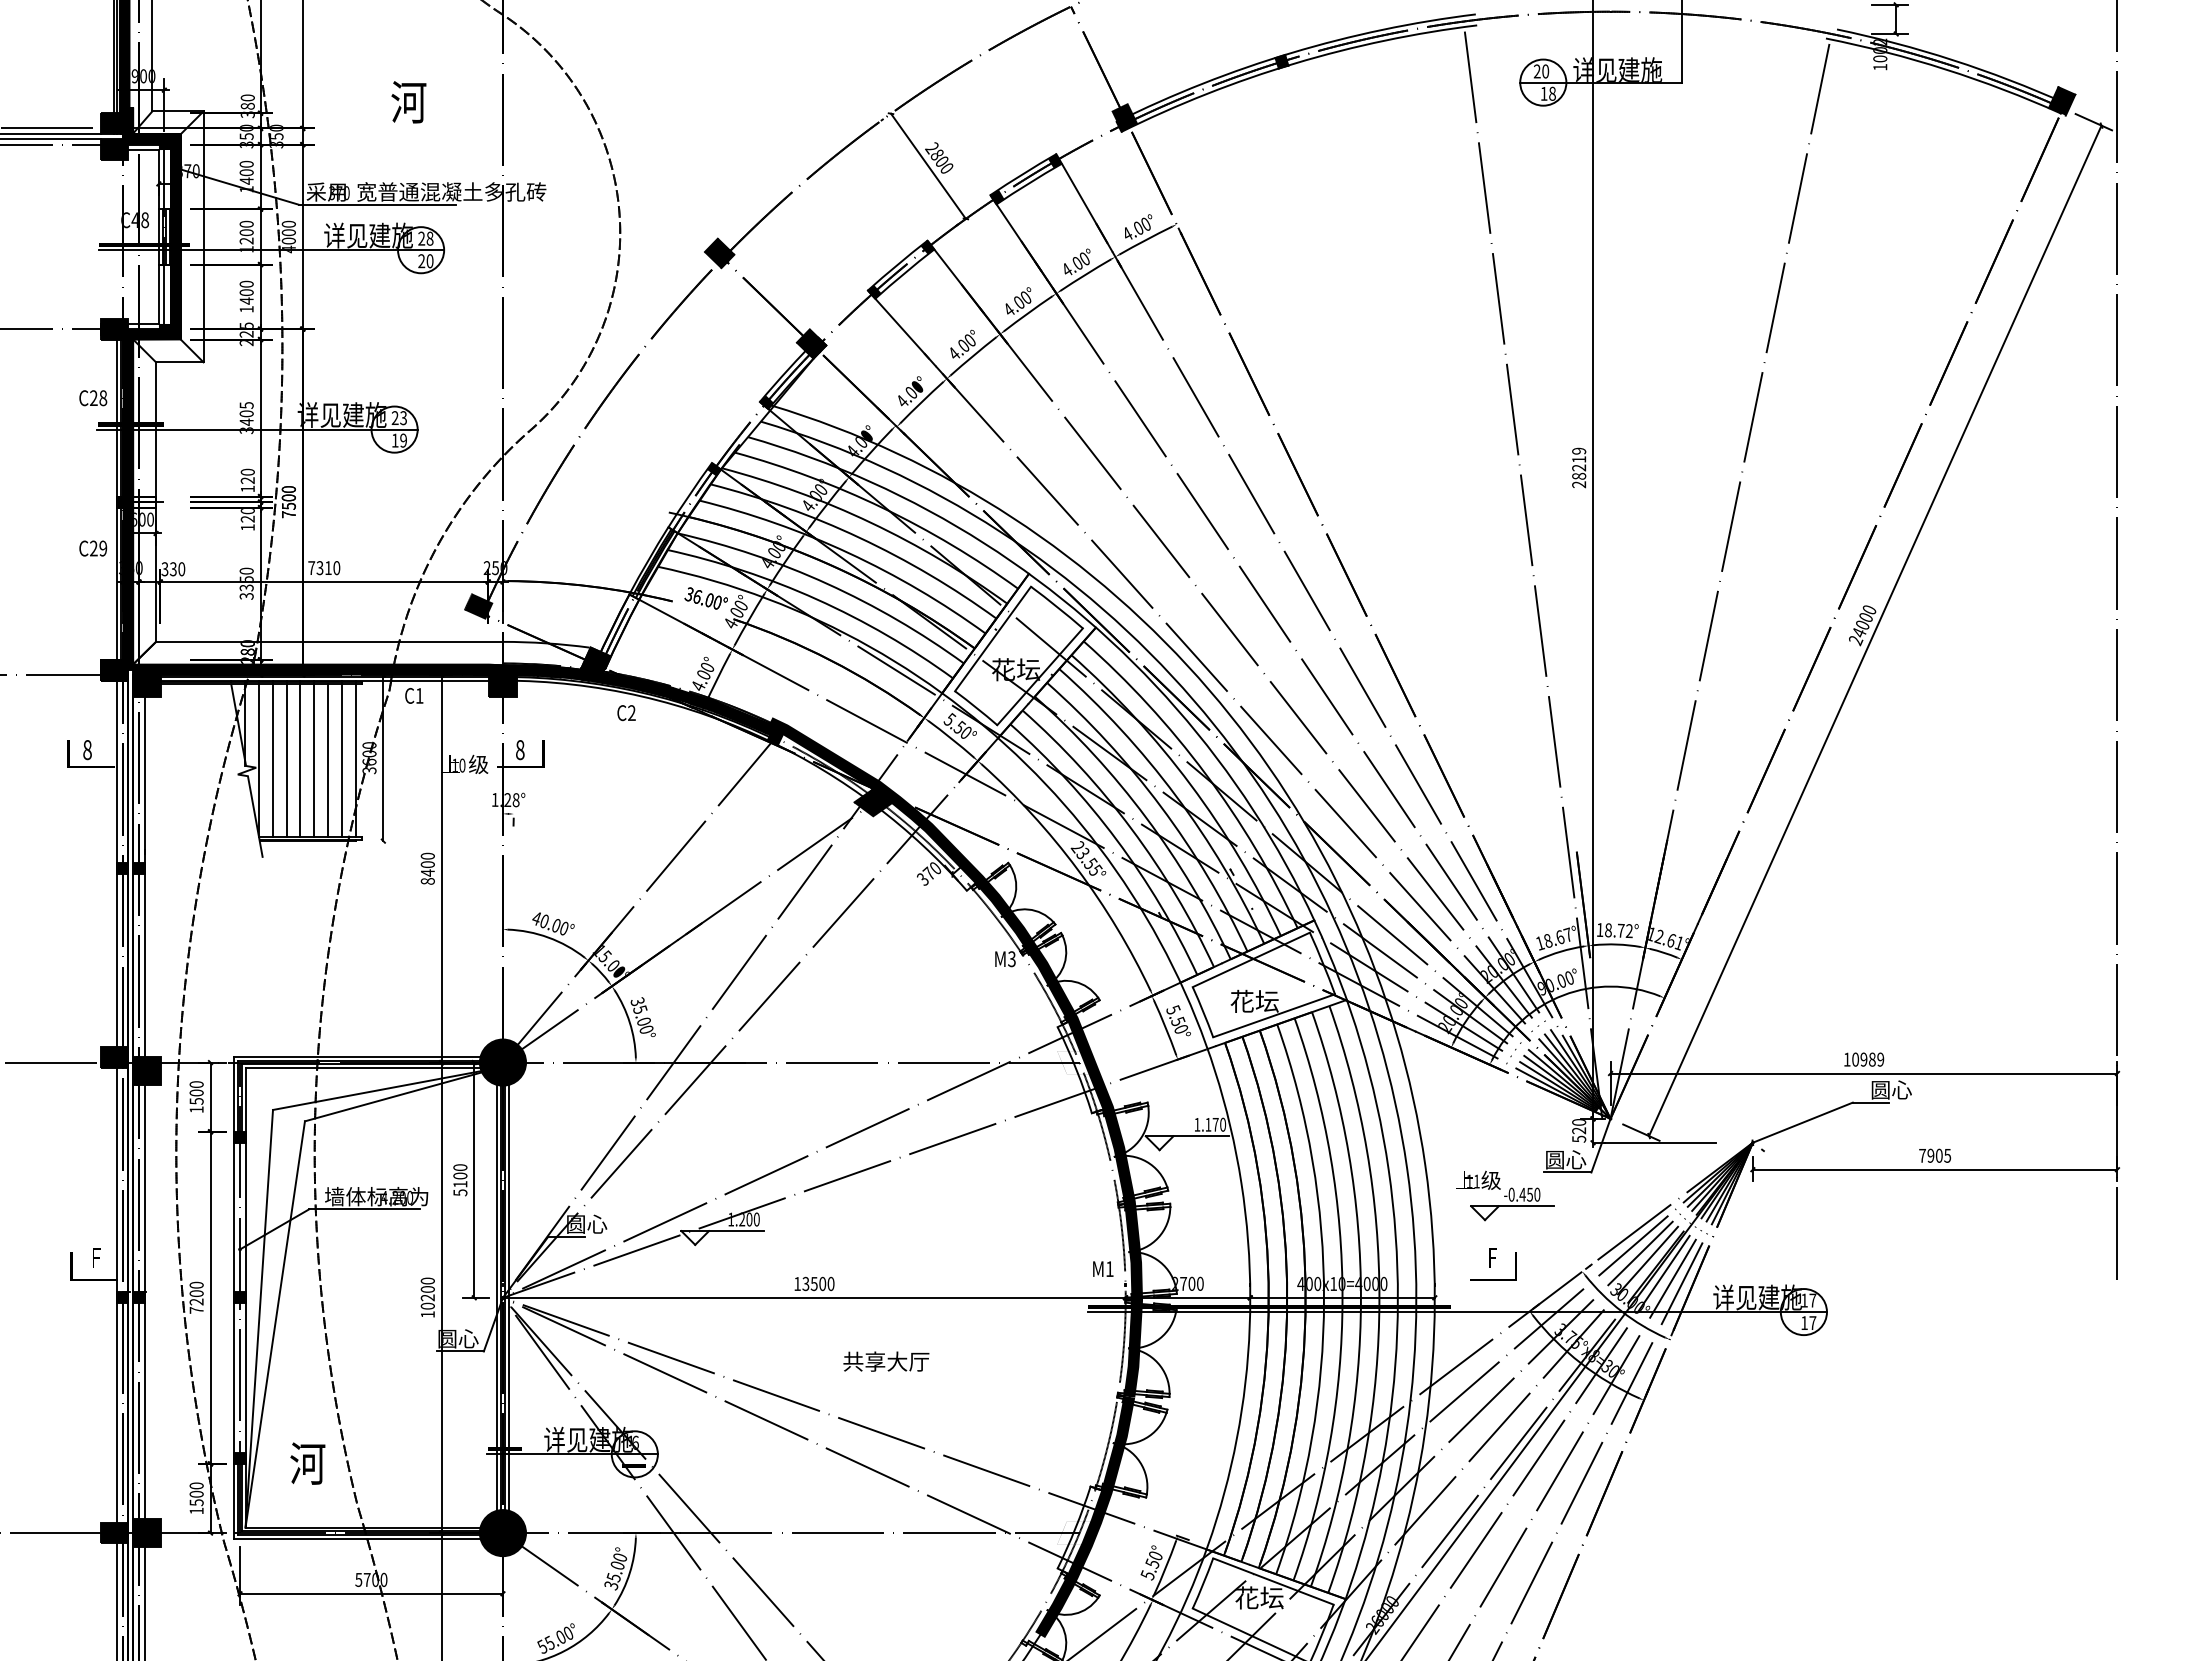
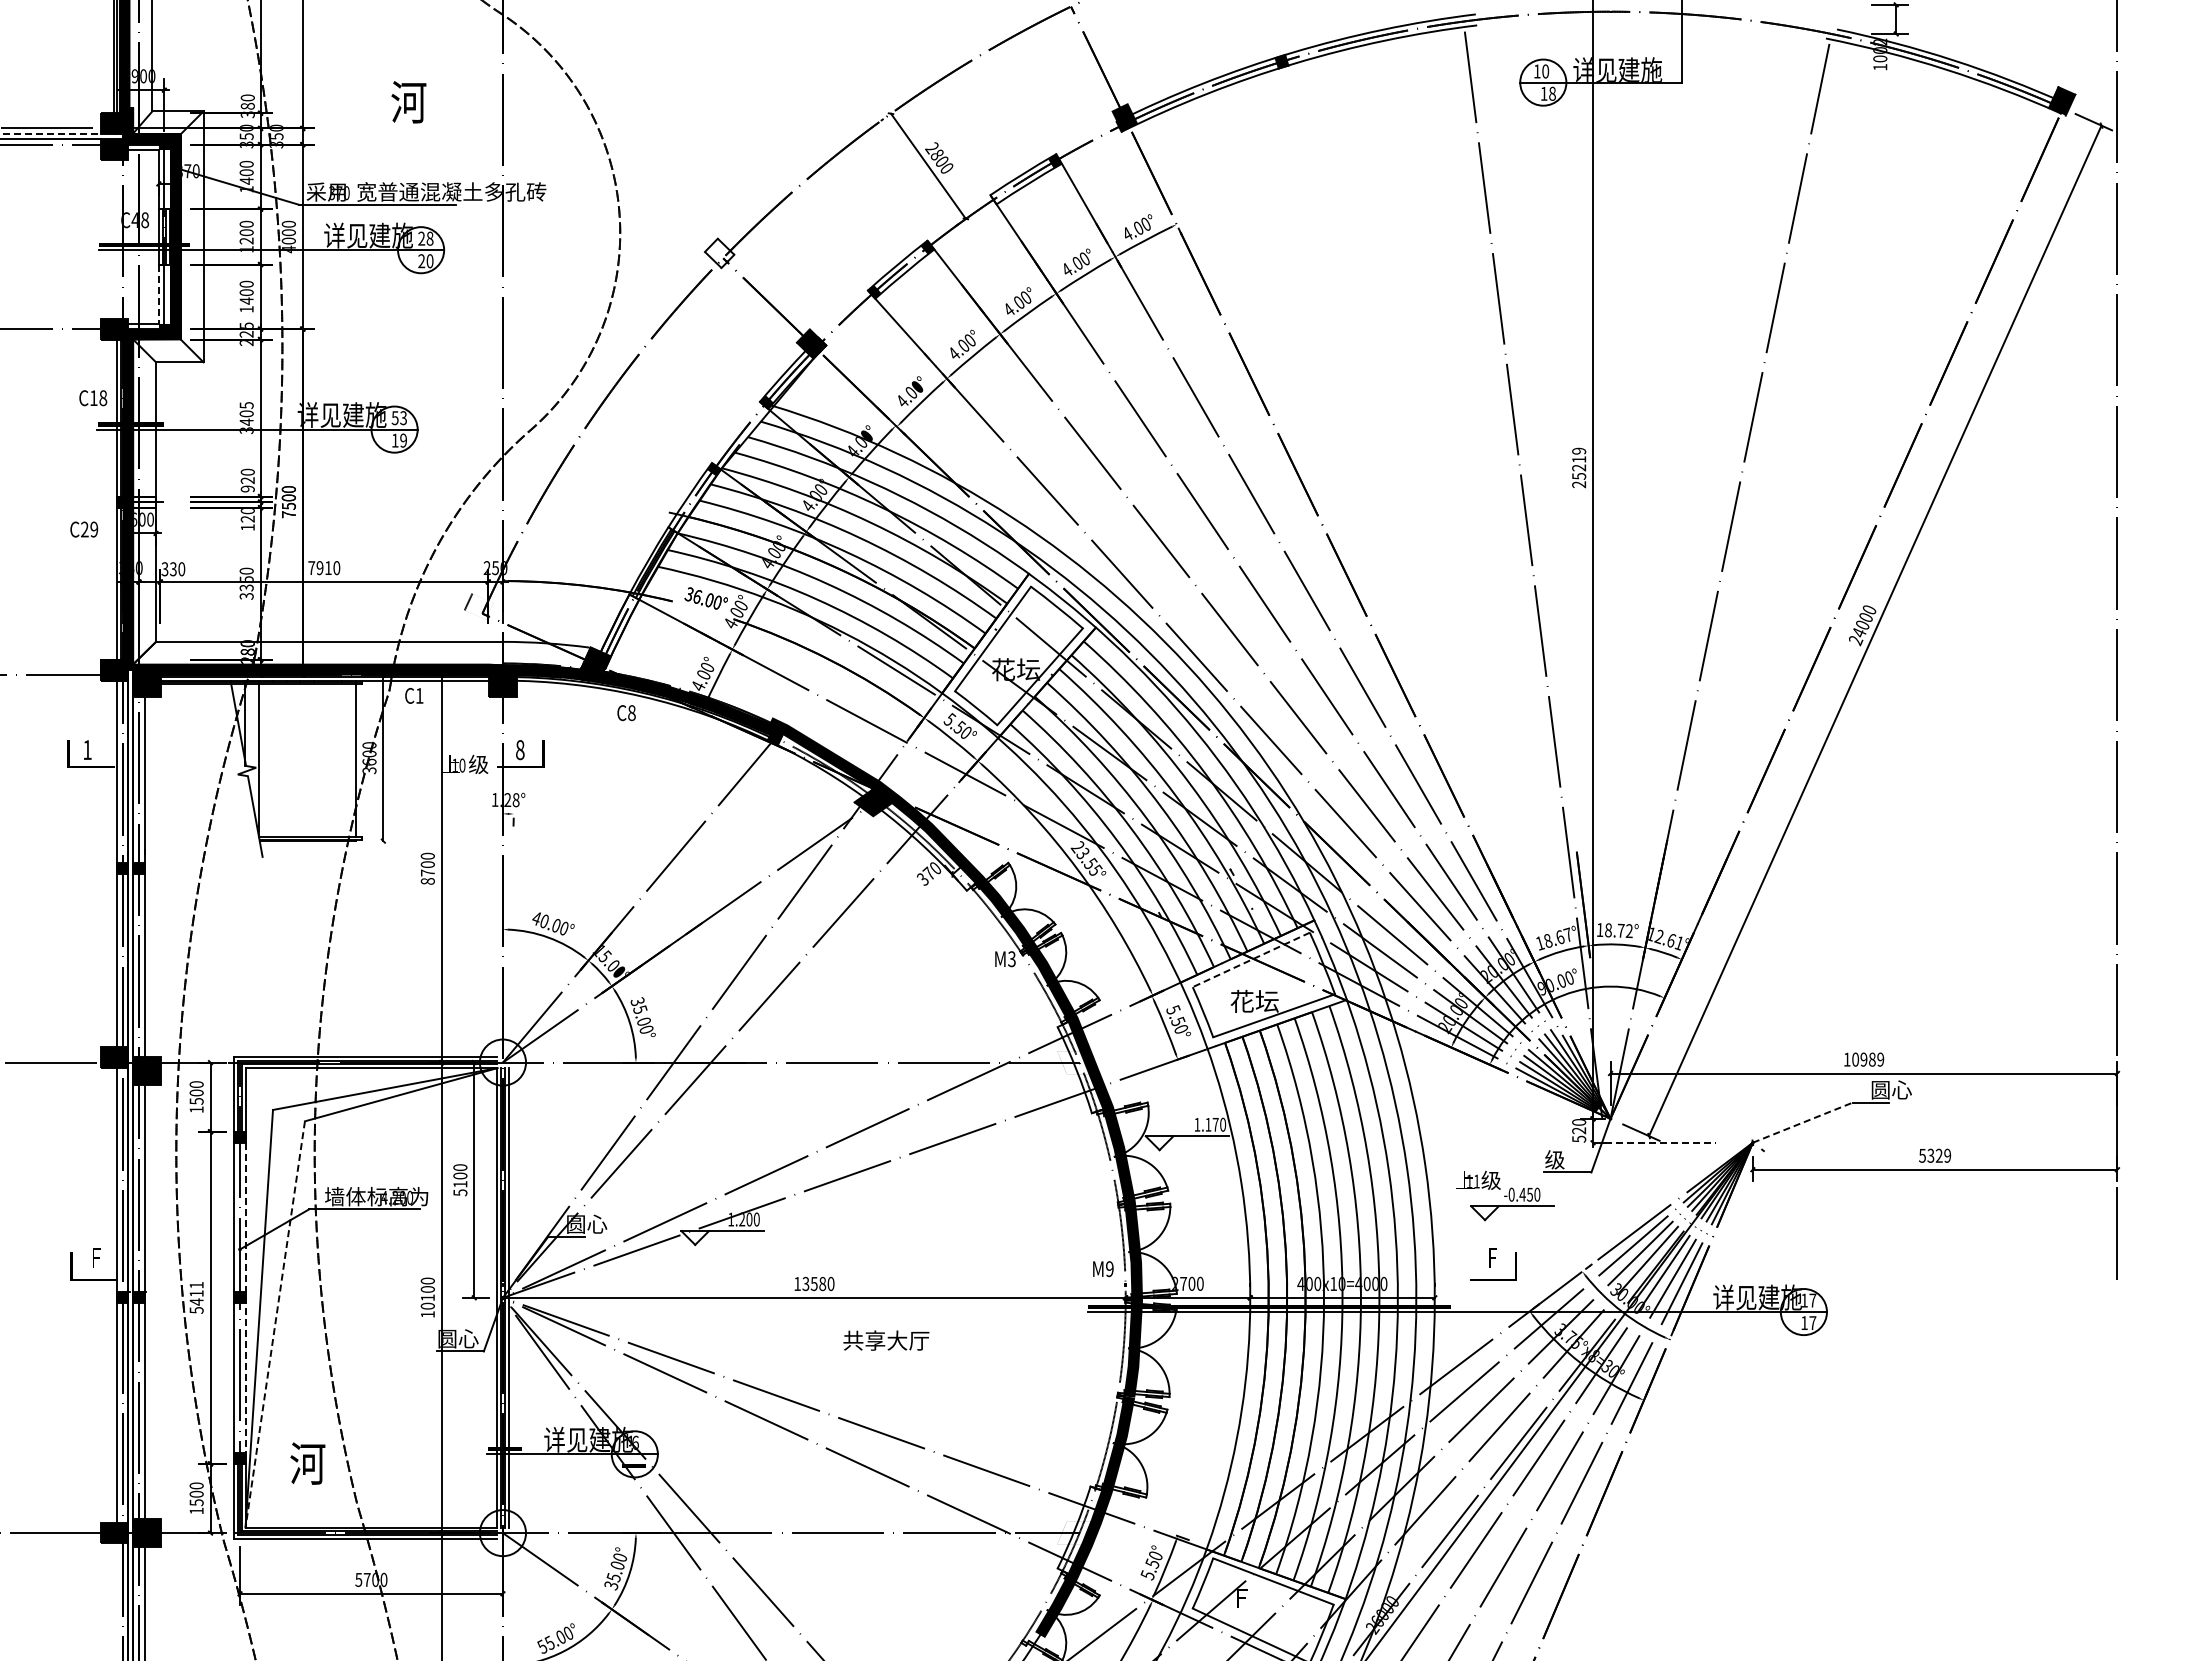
text: 20 -> 10 (1536, 71)
line: solid -> dashed (50, 134)
fill: present -> none (997, 196)
fill: present -> none (719, 253)
line: solid -> dashed (158, 294)
text: C28 -> C18 (93, 397)
text: 23 -> 53 (394, 418)
text: 28219 -> 25219 (1579, 475)
text: 120 -> 920 (247, 488)
text position: (93, 548) -> (84, 529) (84, 529)
text: 7310 -> 7910 (319, 568)
fill: present -> none (478, 606)
text: C2 -> C8 (631, 713)
text: 8 -> 1 (87, 750)
line: present -> none (272, 760)
line: present -> none (286, 760)
line: present -> none (300, 760)
line: present -> none (314, 760)
line: present -> none (328, 760)
line: present -> none (341, 760)
text: 8400 -> 8700 (427, 872)
line: solid -> dashed (1251, 959)
fill: present -> none (502, 1062)
line: solid -> dashed (1802, 1122)
line: solid -> dashed (1660, 1142)
text: 7905 -> 5329 (1935, 1155)
text: 圆心 -> 级 (1565, 1159)
text: M1 -> M9 (1109, 1269)
text: 13500 -> 13580 (822, 1283)
text: 7200 -> 5411 (196, 1297)
text: 10200 -> 10100 (427, 1297)
line: solid -> dashed (245, 1298)
line: solid -> dashed (275, 1324)
text position: (886, 1361) -> (886, 1340) (886, 1340)
fill: present -> none (502, 1533)
text: 花坛 -> F (1259, 1597)
line: present -> none (117, 1600)
